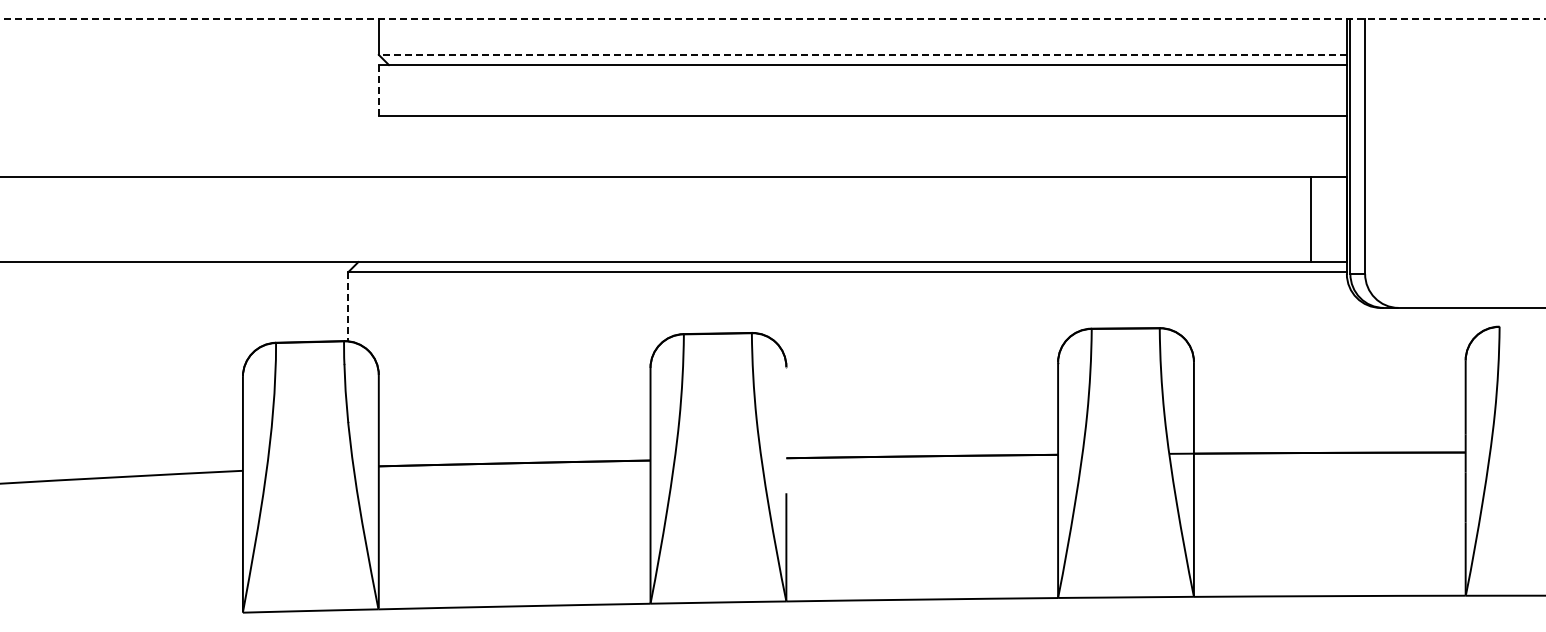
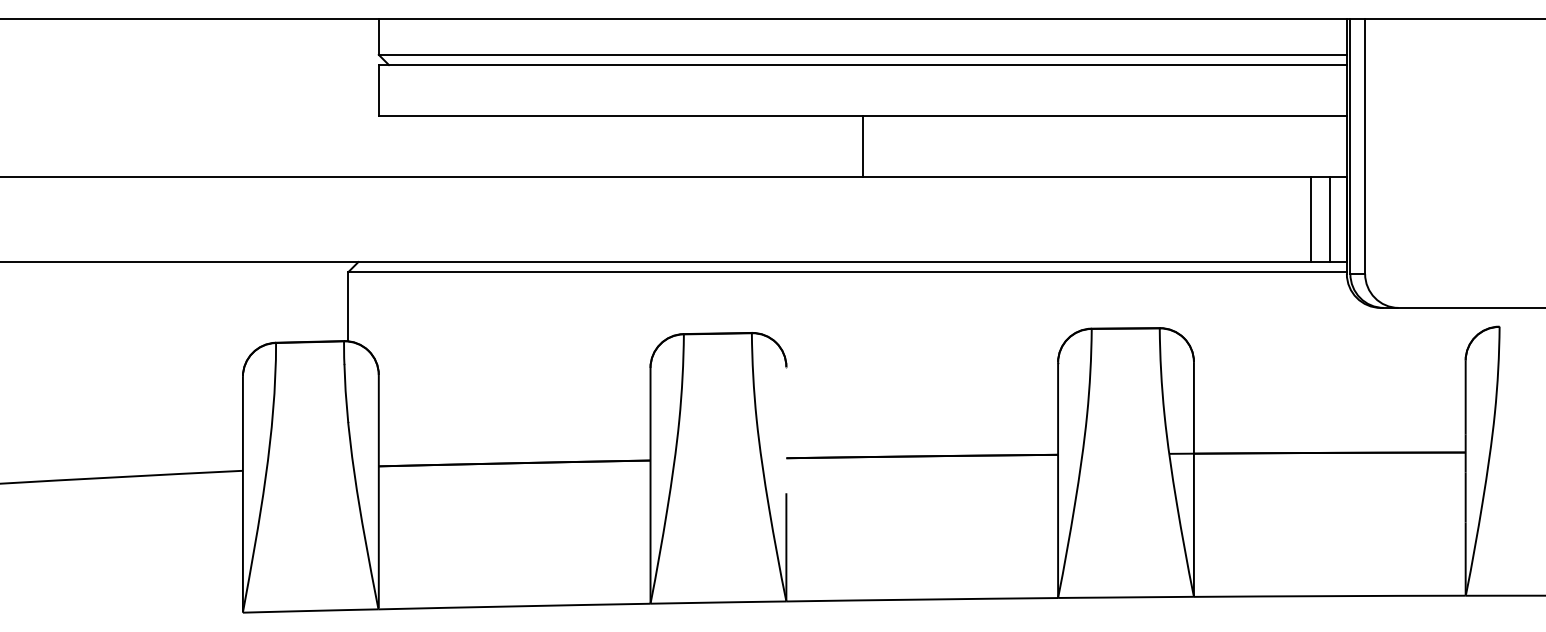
line: dashed -> solid (772, 19)
line: dashed -> solid (862, 54)
line: dashed -> solid (378, 90)
line: none -> present (862, 146)
line: none -> present (1329, 219)
line: dashed -> solid (348, 307)
